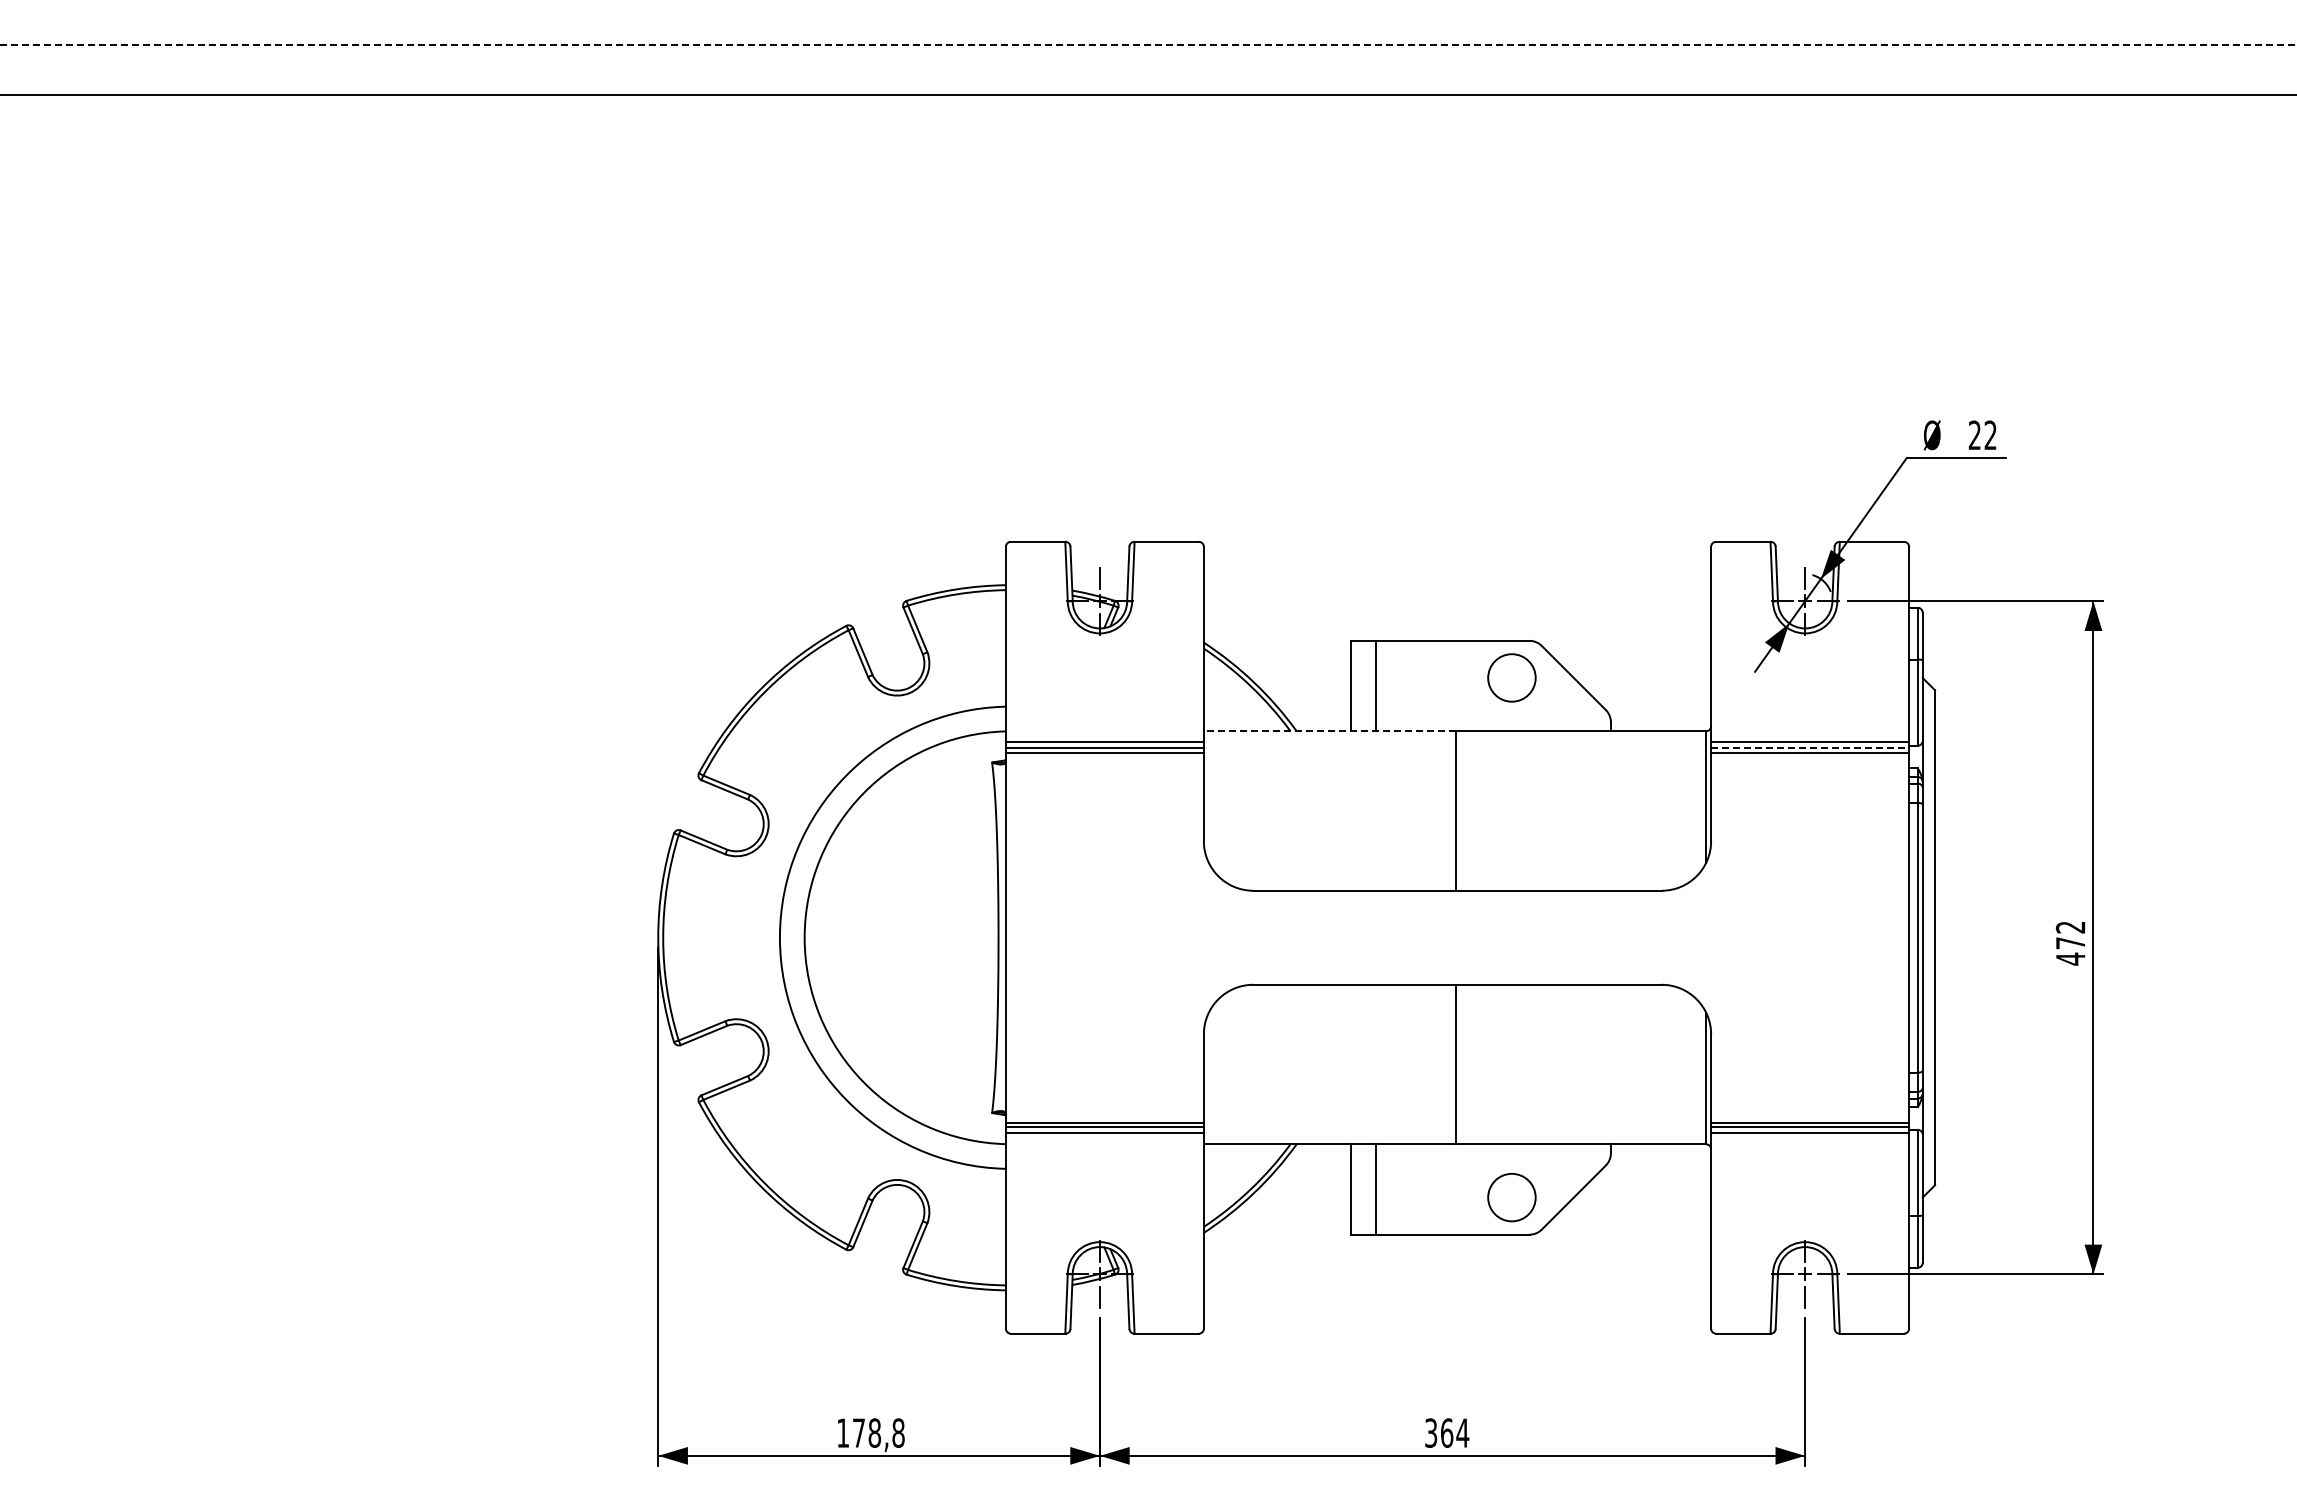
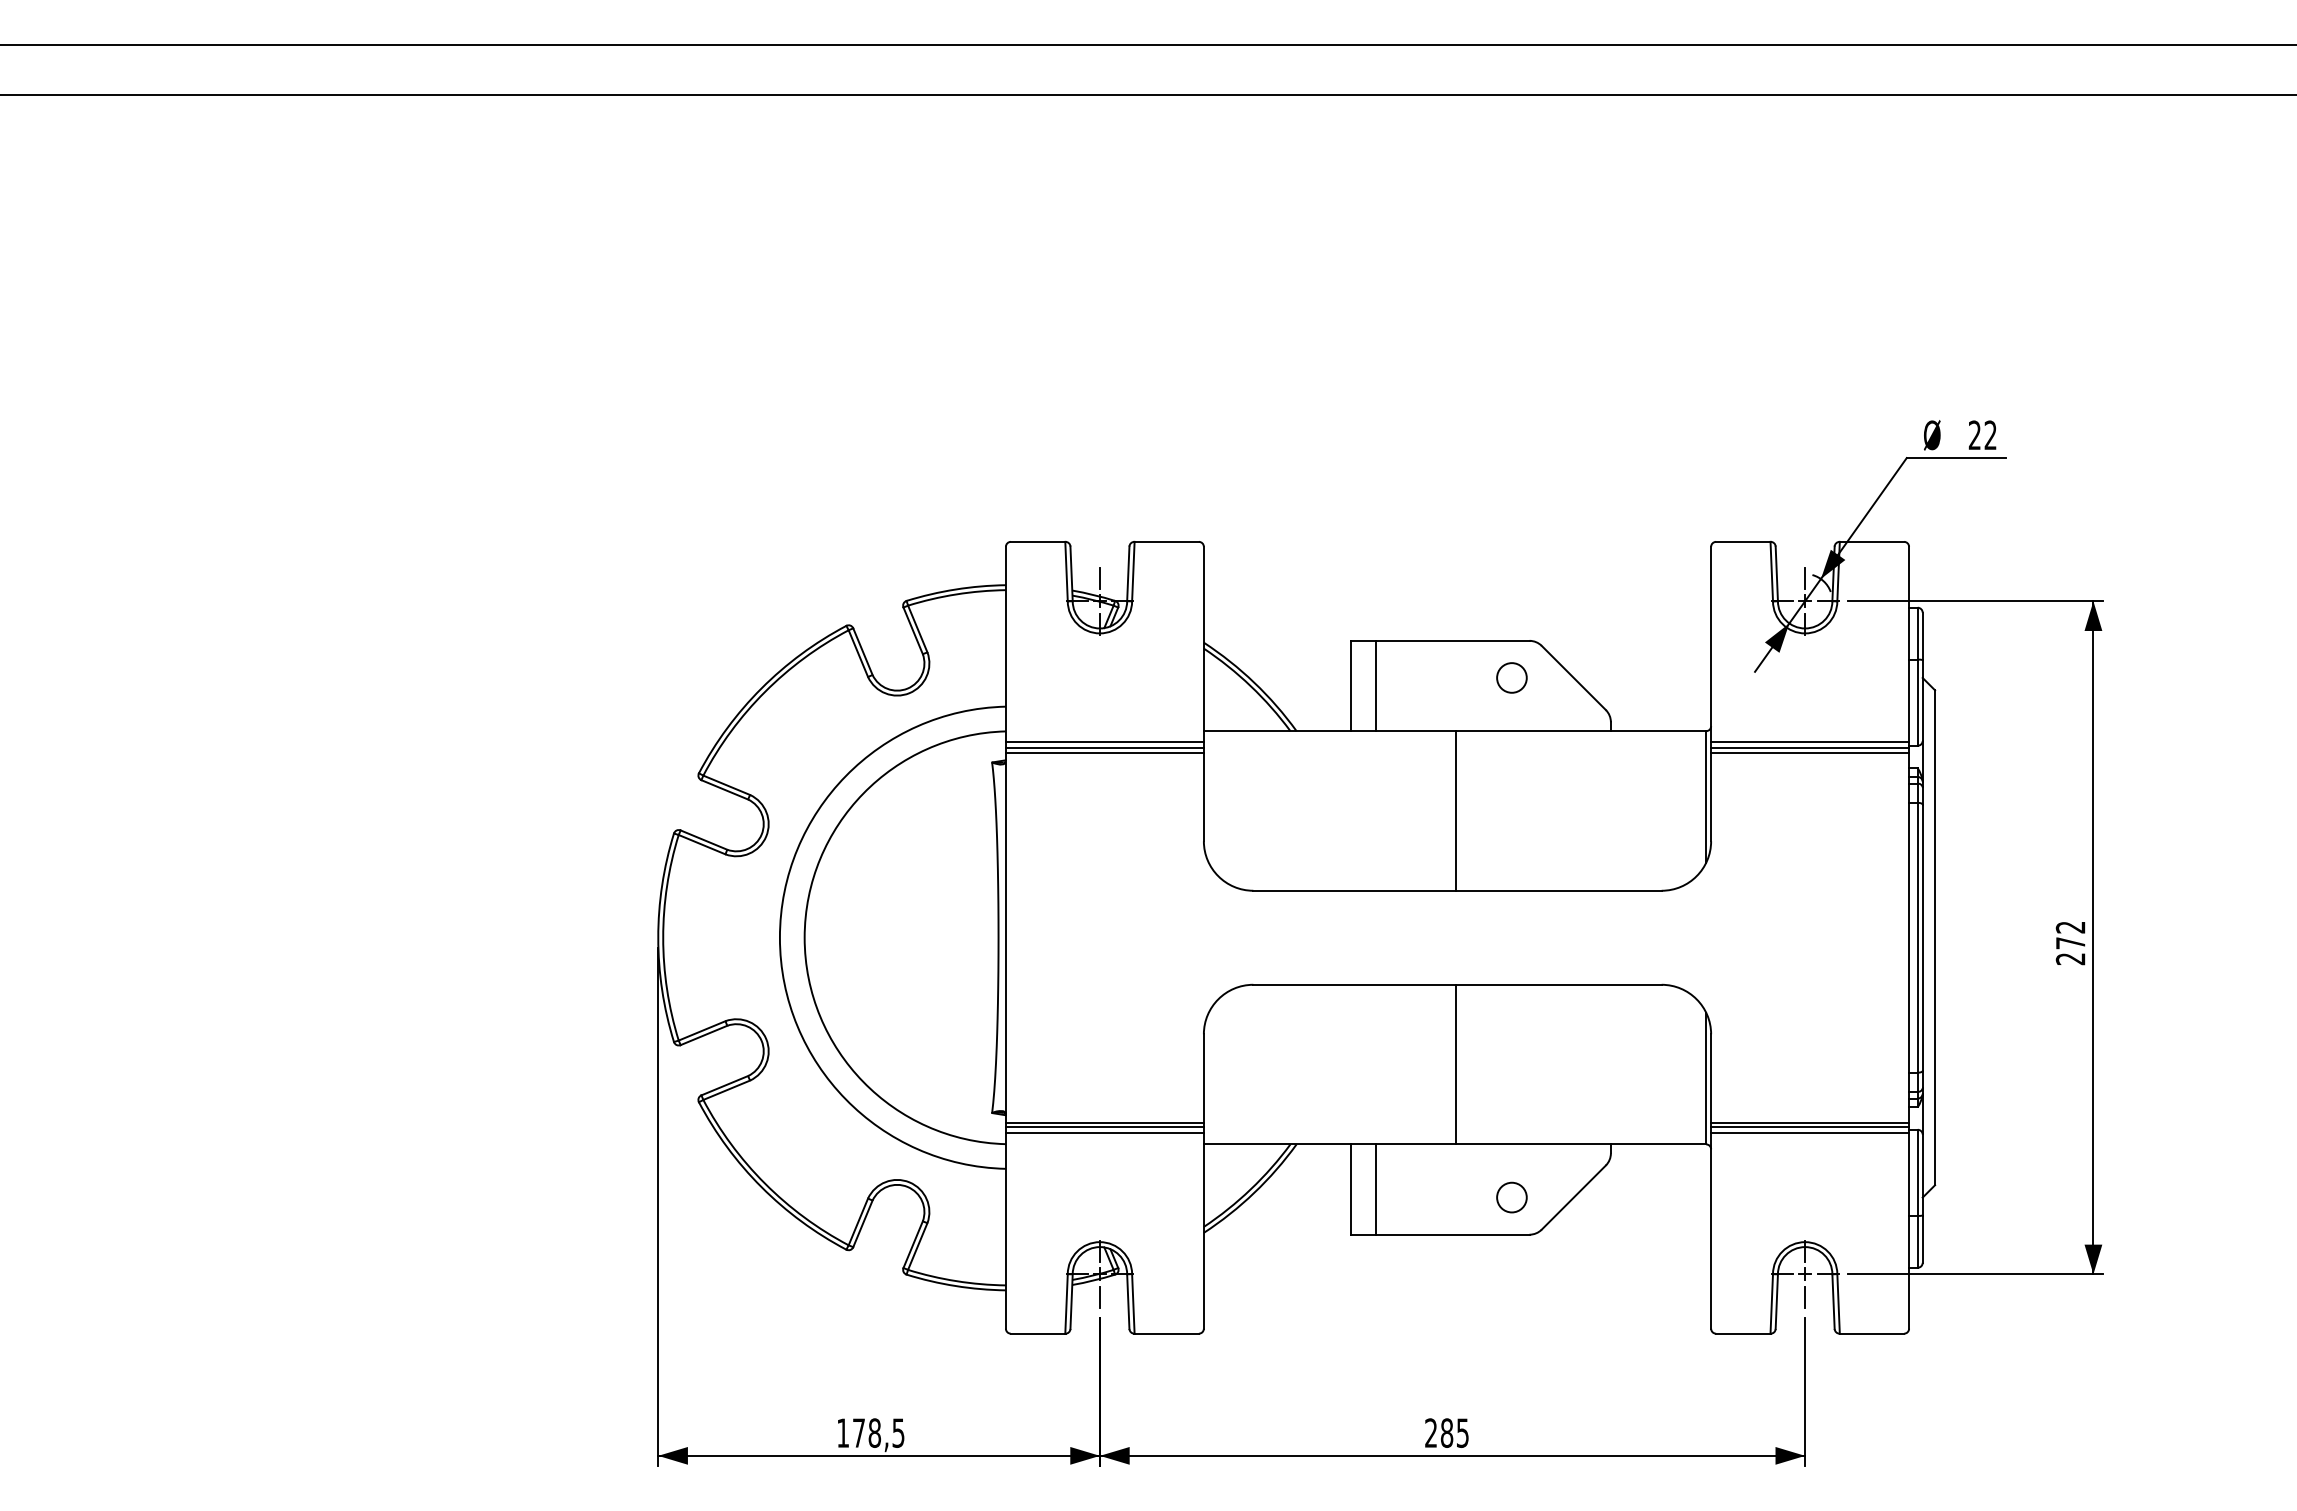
line: dashed -> solid (1148, 45)
circle diameter: 48 px -> 30 px (1511, 677)
line: dashed -> solid (1329, 731)
line: dashed -> solid (1810, 748)
text: 472 -> 272 (2070, 958)
circle diameter: 48 px -> 30 px (1511, 1197)
text: 178,8 -> 178,5 (898, 1432)
text: 364 -> 285 (1447, 1432)
